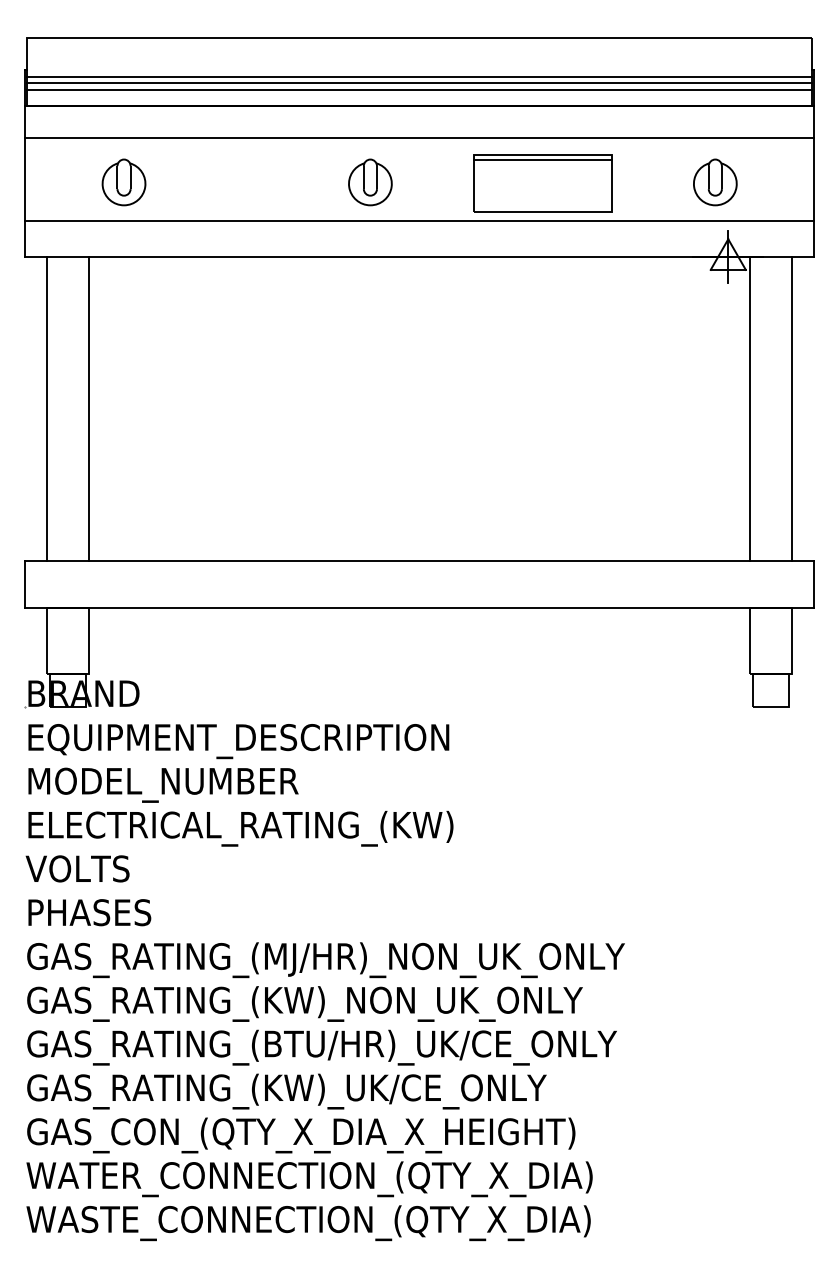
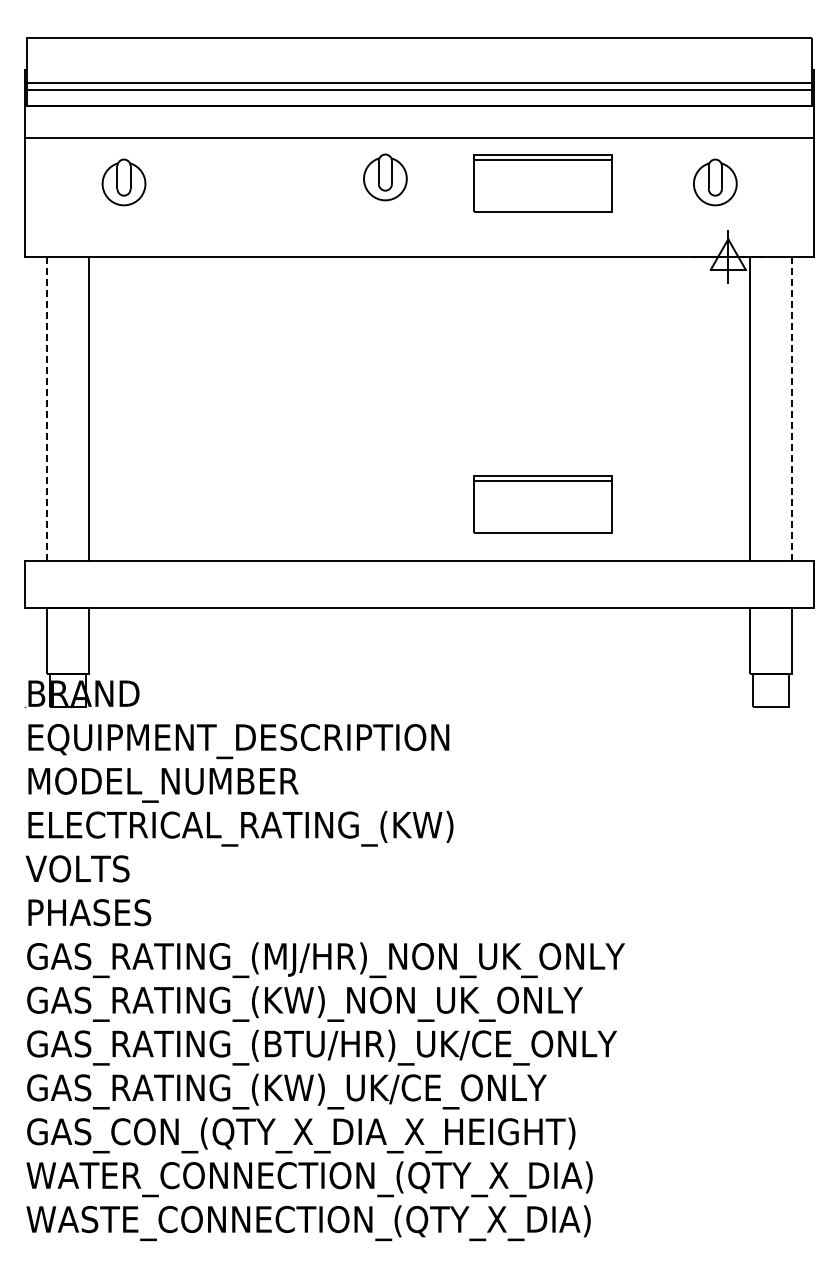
line: present -> none (419, 77)
part position: (370, 182) -> (385, 177) (385, 177)
line: present -> none (419, 220)
line: solid -> dashed (47, 408)
line: solid -> dashed (791, 408)
part: none -> present (542, 504)
